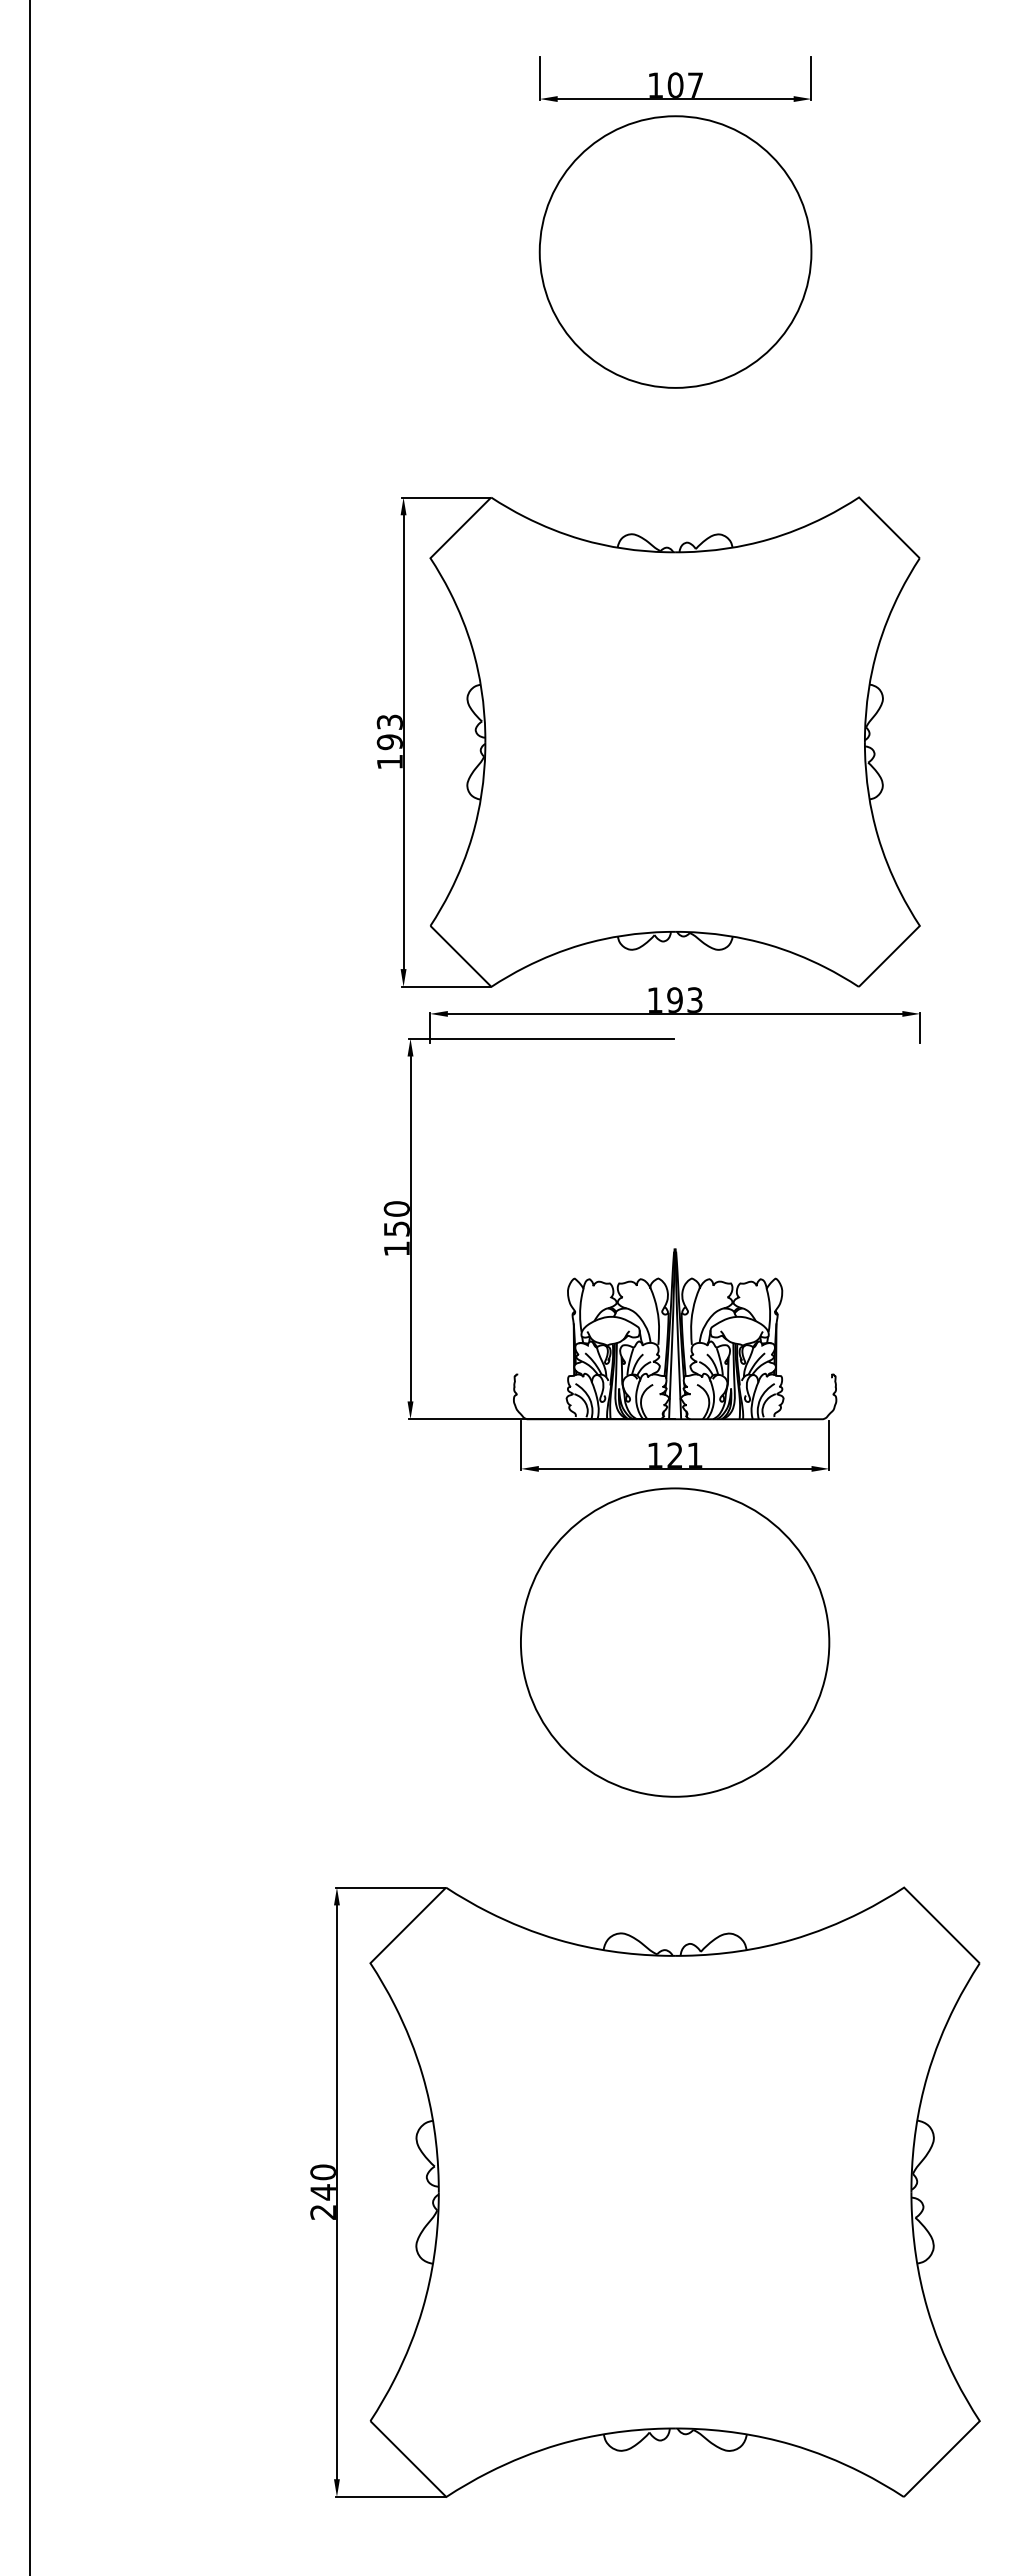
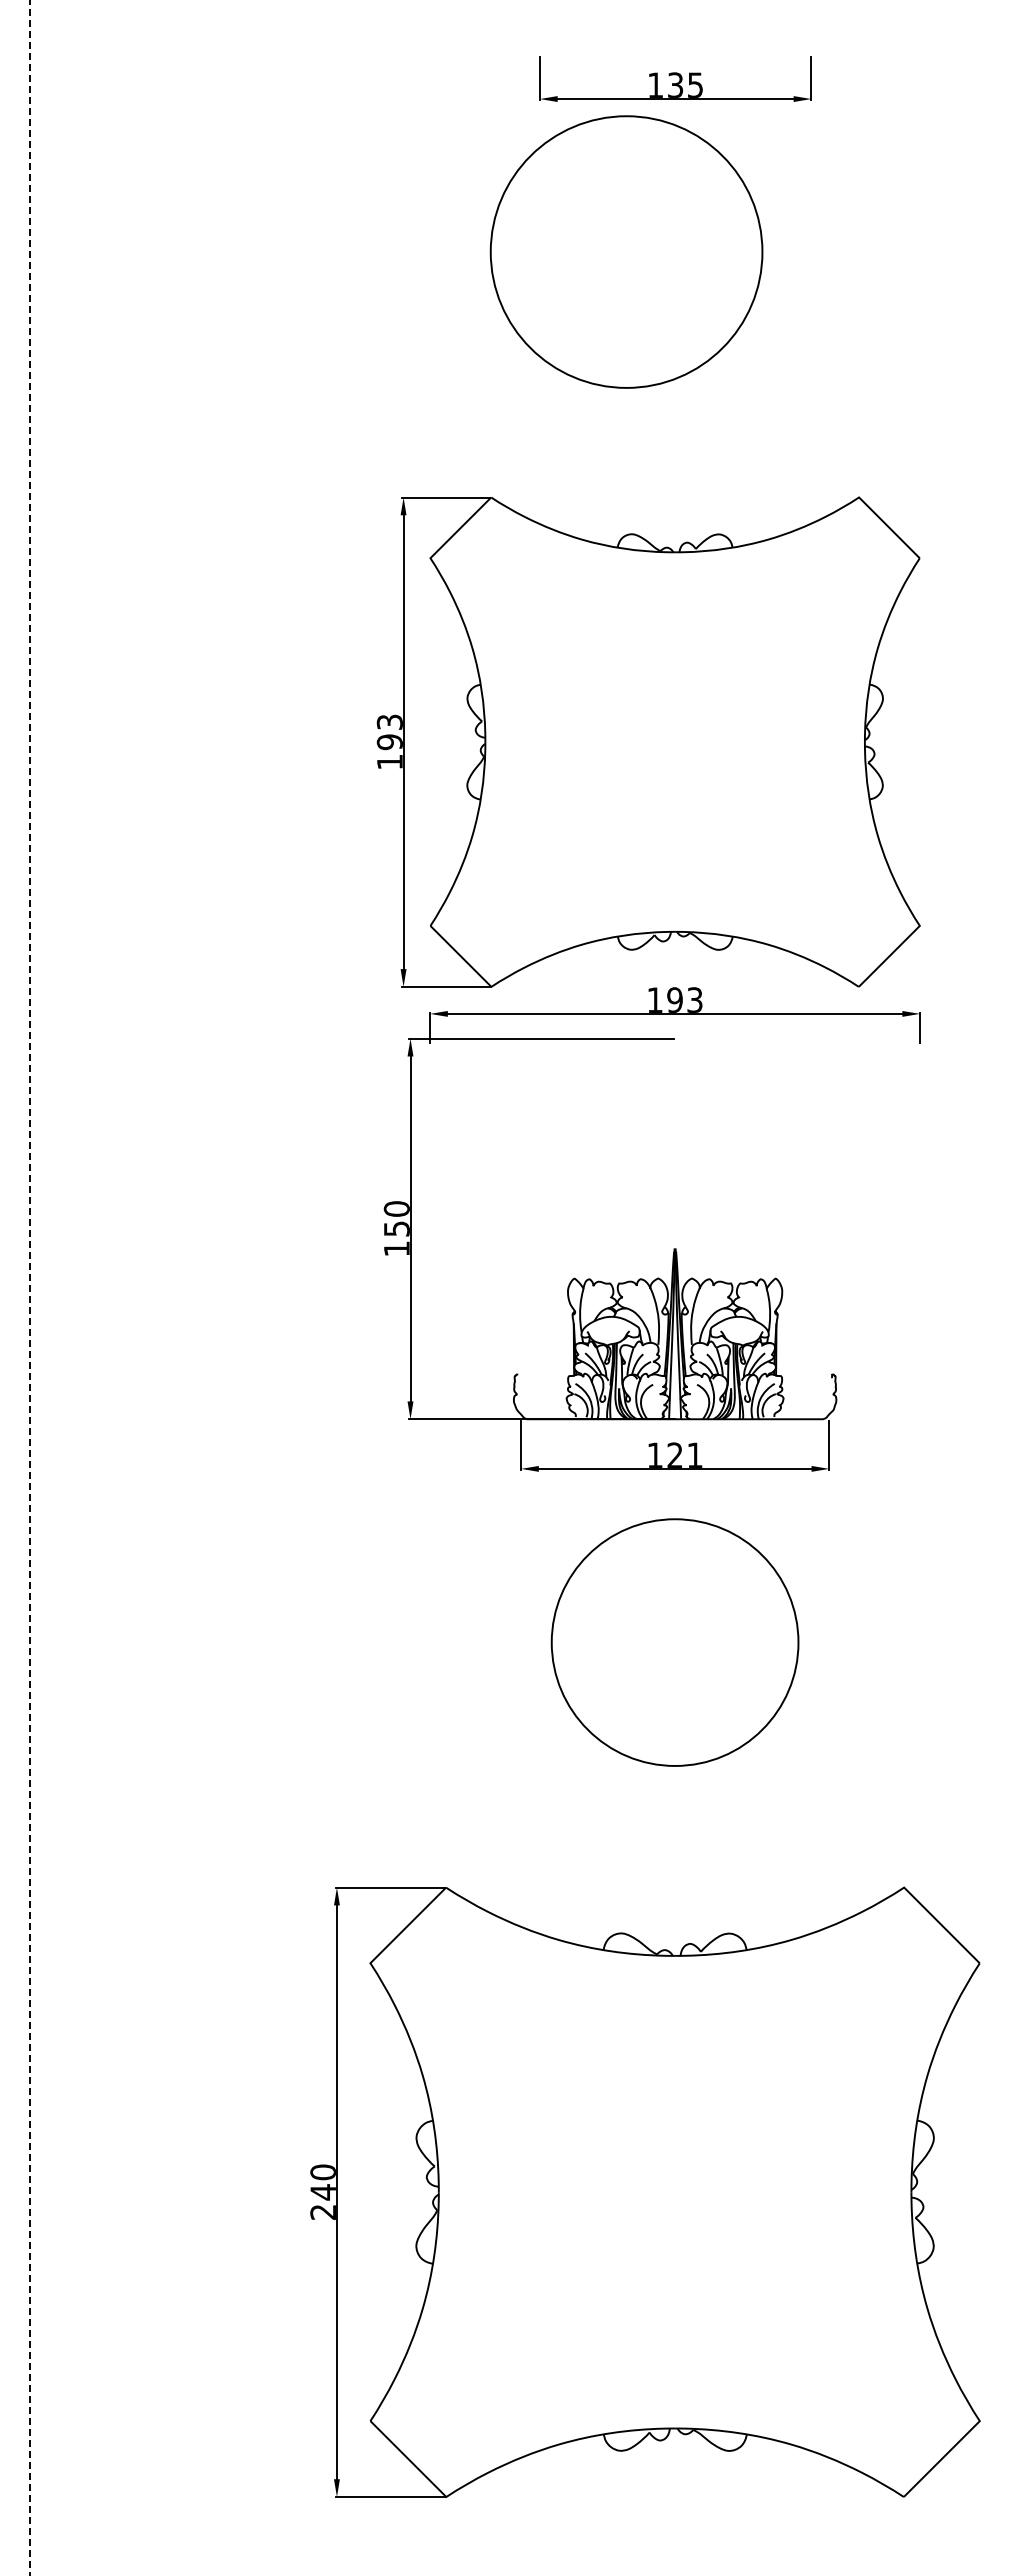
text: 107 -> 135 (684, 84)
circle position: (675, 251) -> (626, 251) (626, 251)
line: solid -> dashed (30, 1289)
circle diameter: 308 px -> 247 px (674, 1642)
